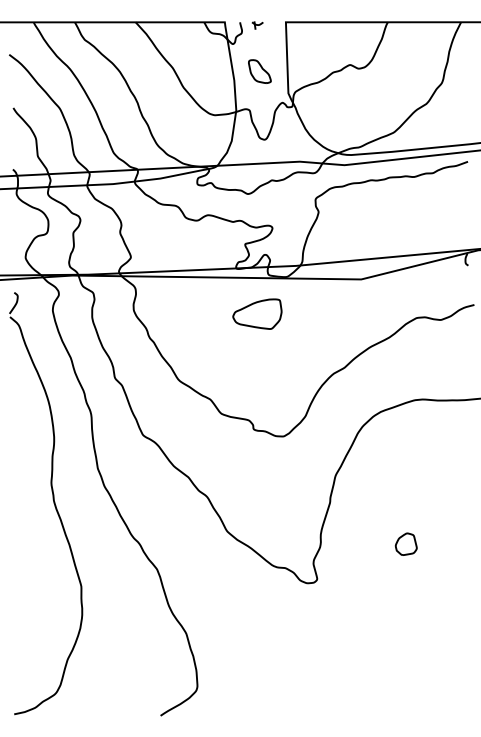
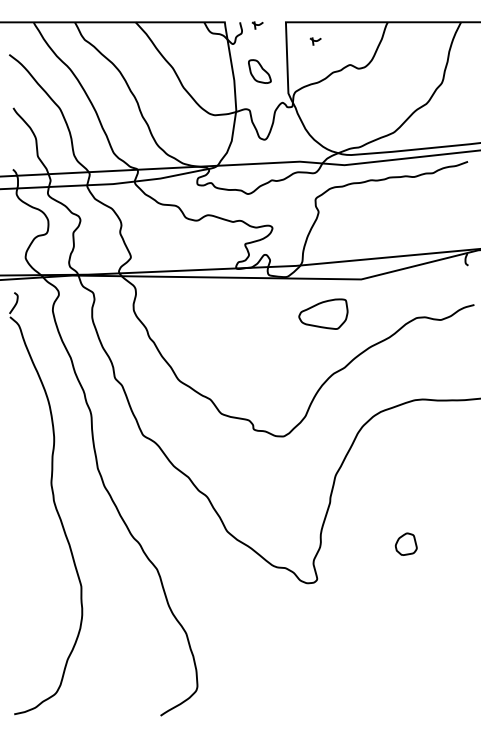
part: none -> present (315, 41)
part position: (257, 313) -> (323, 313) (323, 313)
